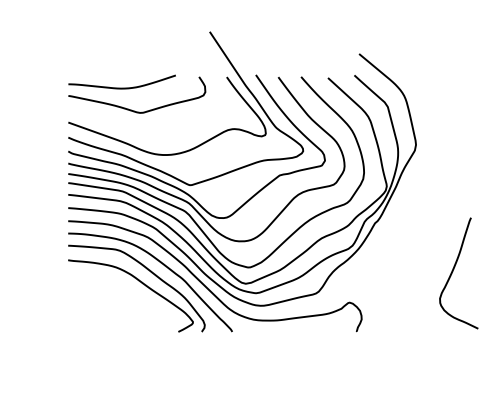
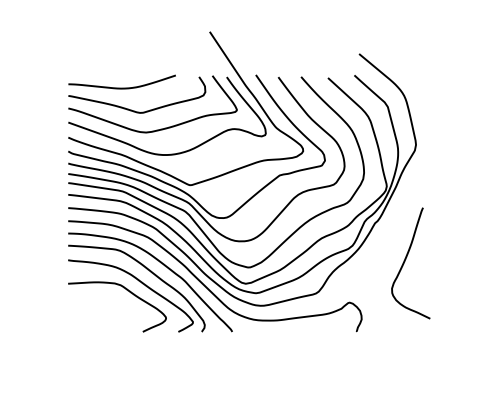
curve: none -> present (160, 128)
curve position: (453, 271) -> (405, 261) (405, 261)
curve: none -> present (126, 290)
